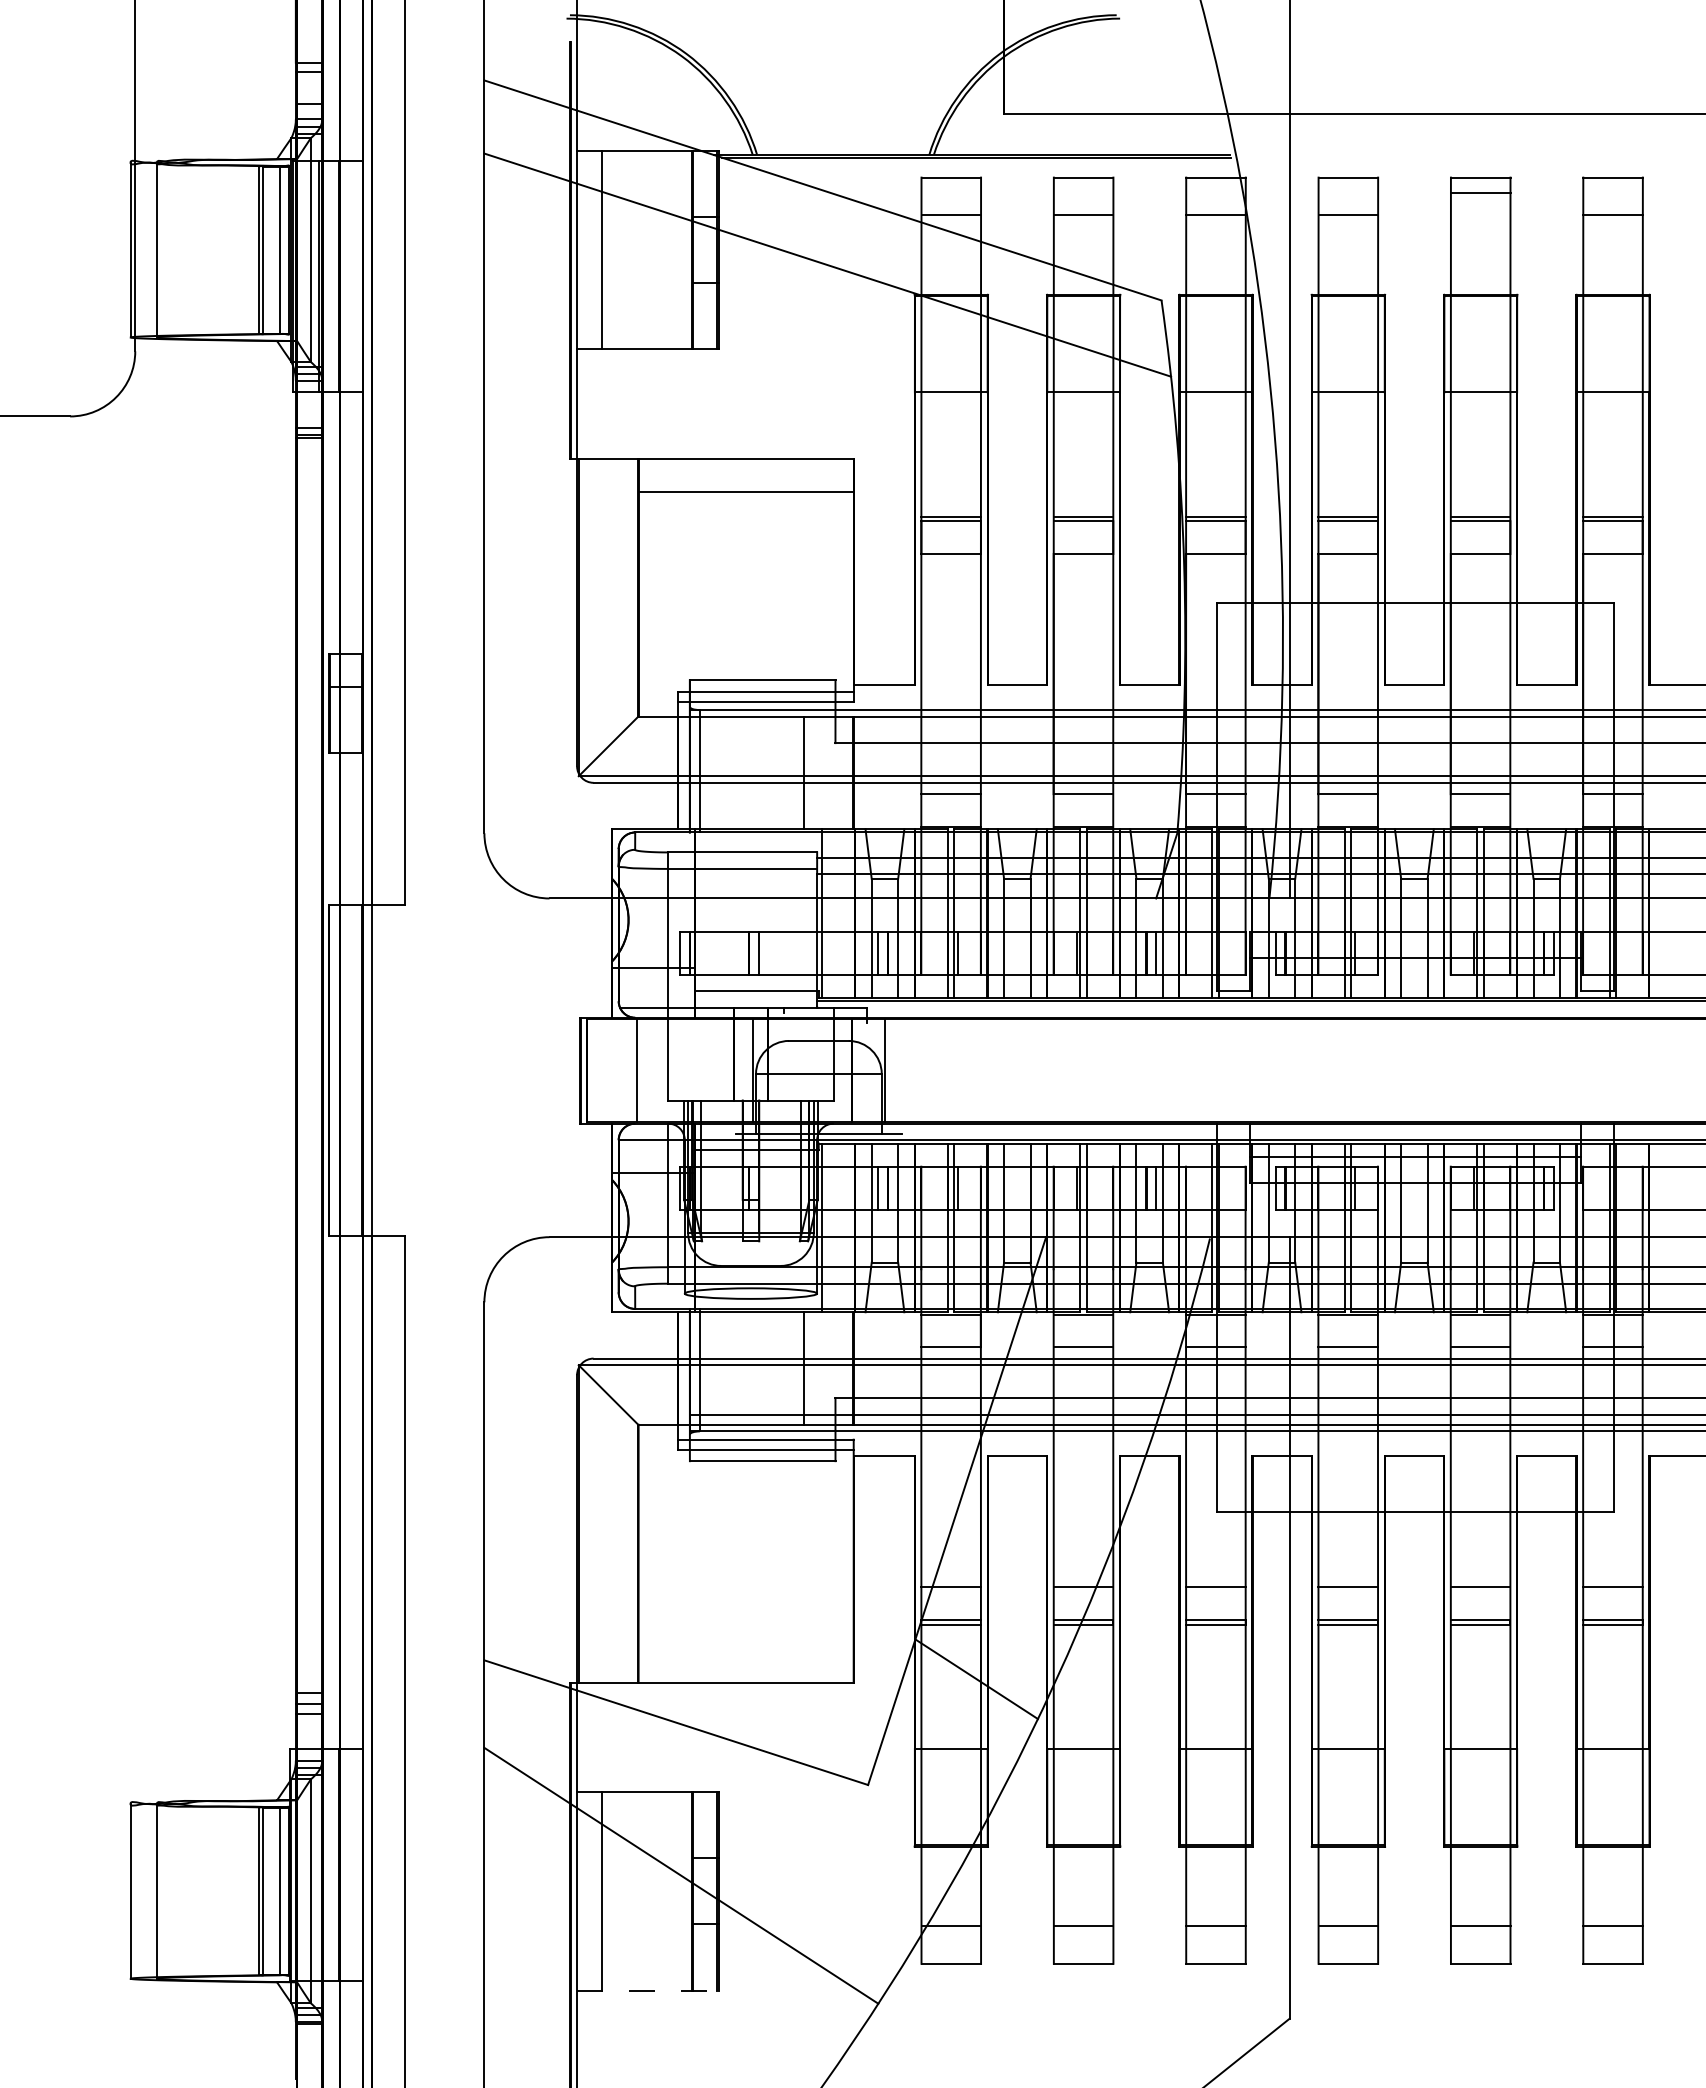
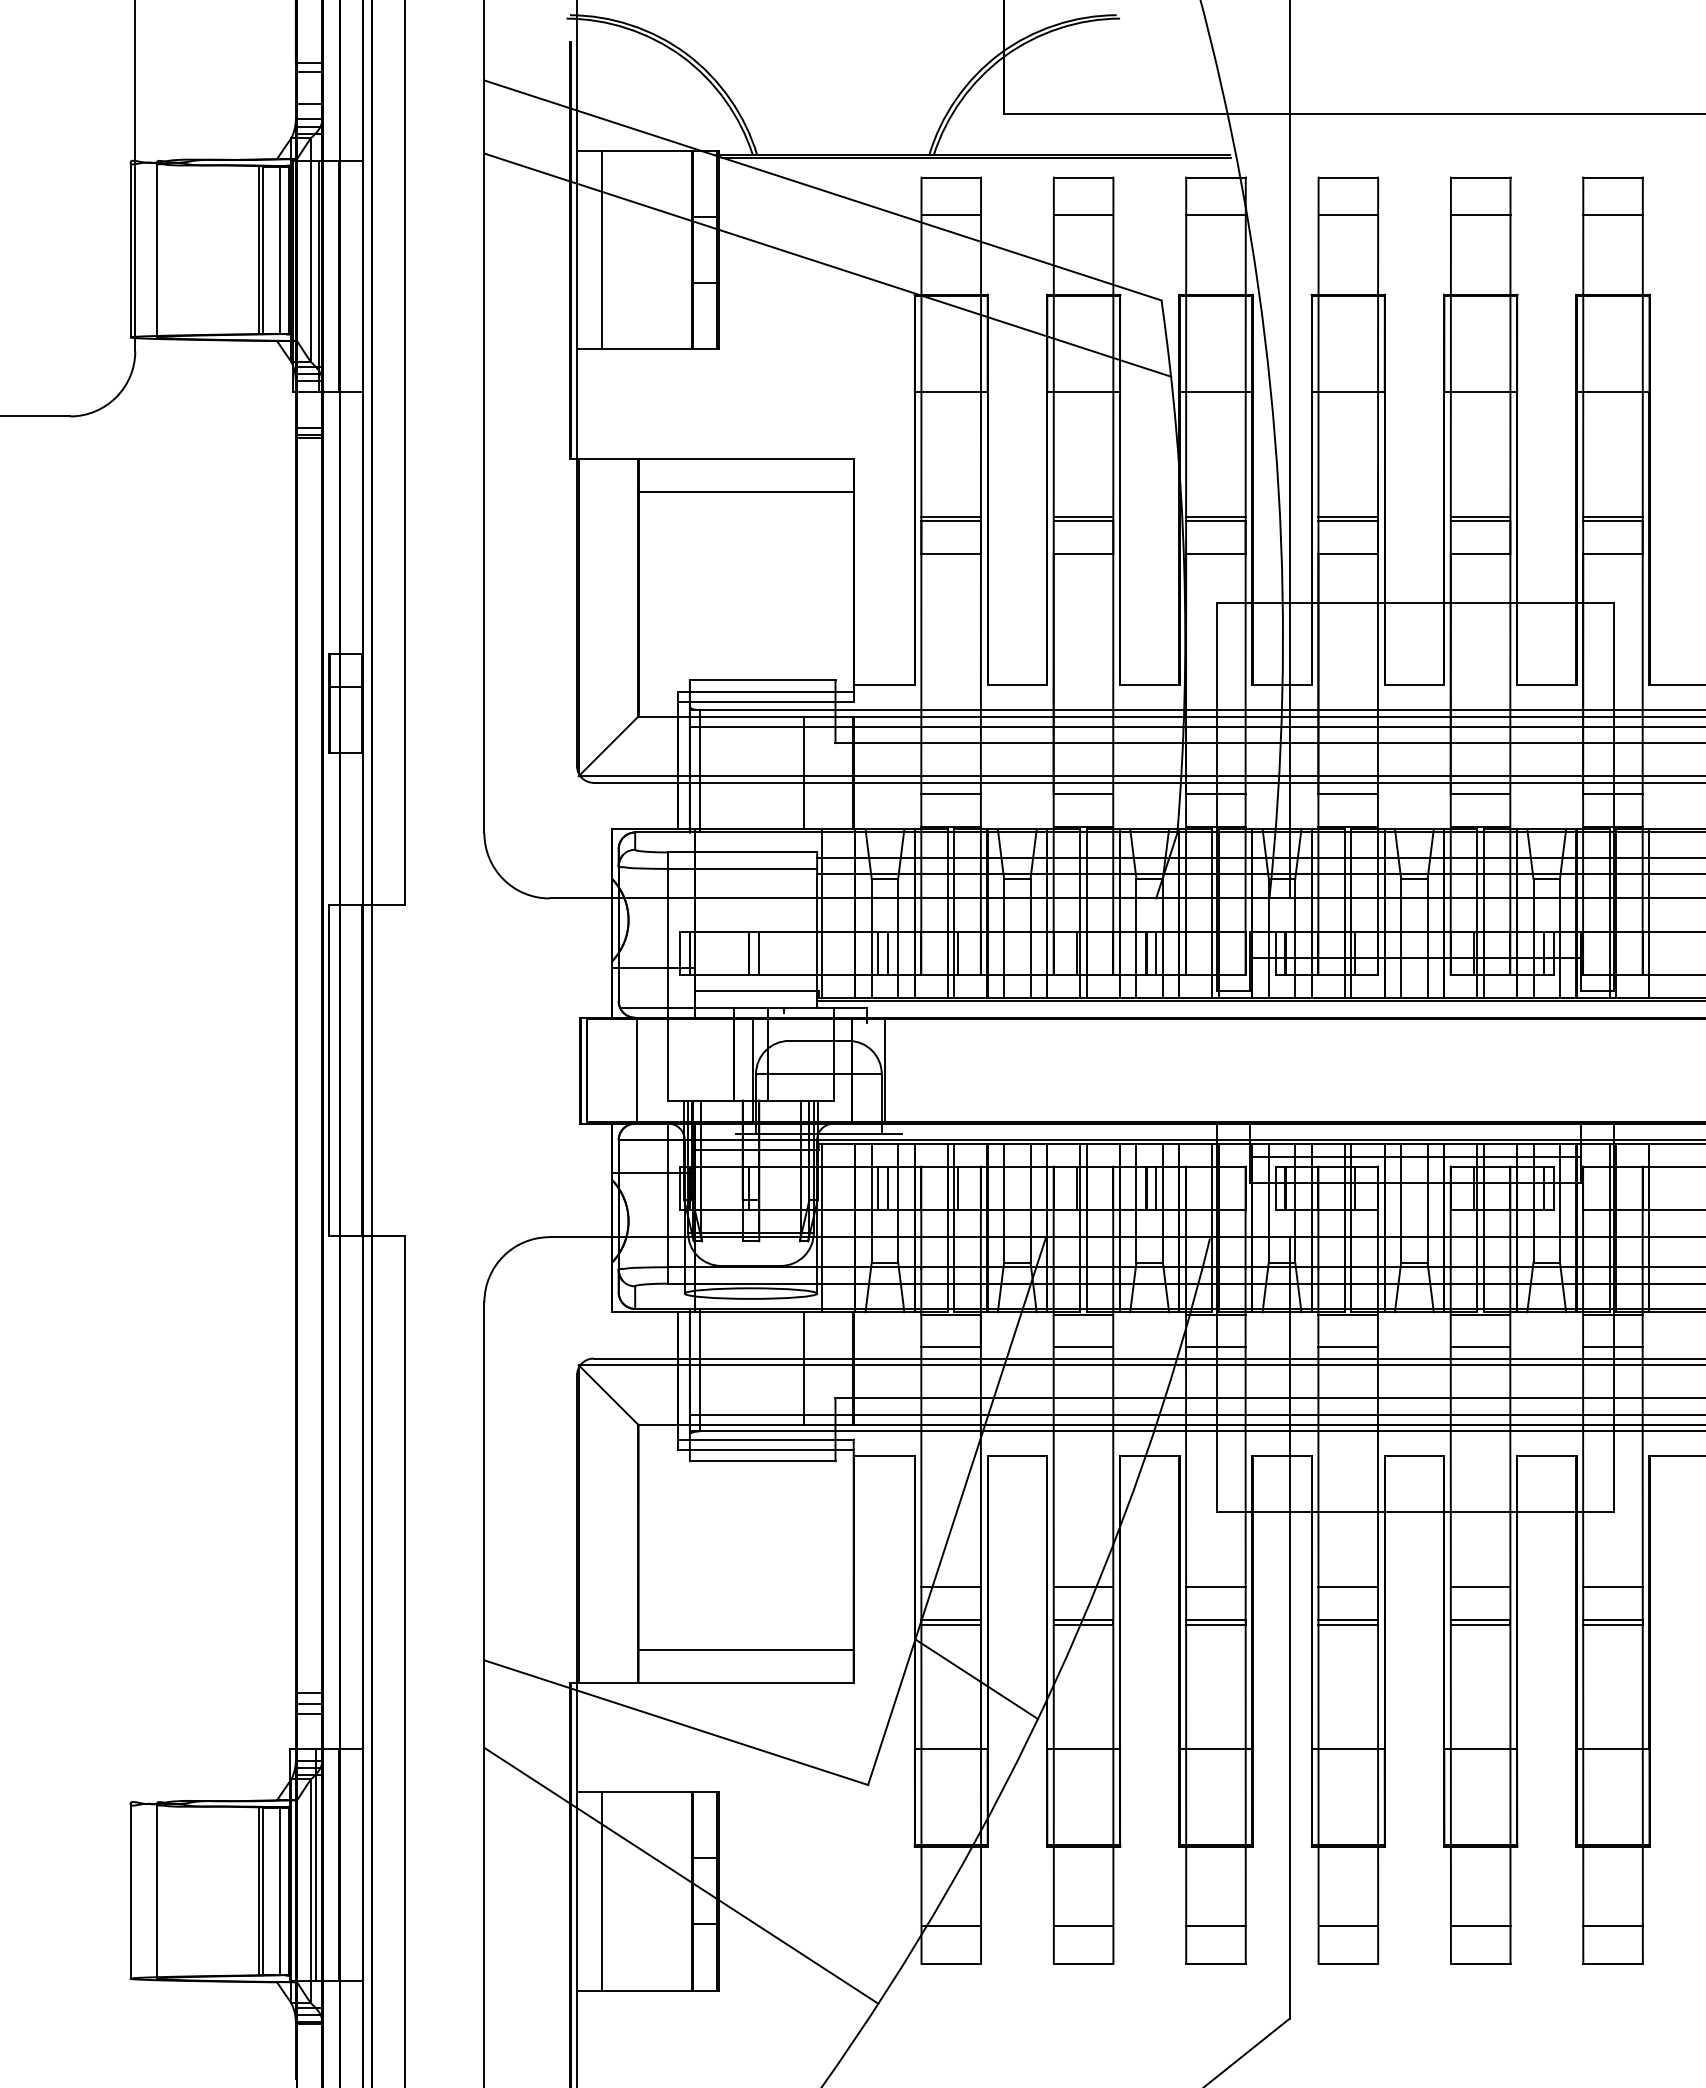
line position: (1480, 193) -> (1480, 215) (1480, 215)
line: none -> present (1195, 726)
line: none -> present (745, 1649)
line: none -> present (315, 1864)
line: dashed -> solid (648, 1990)
